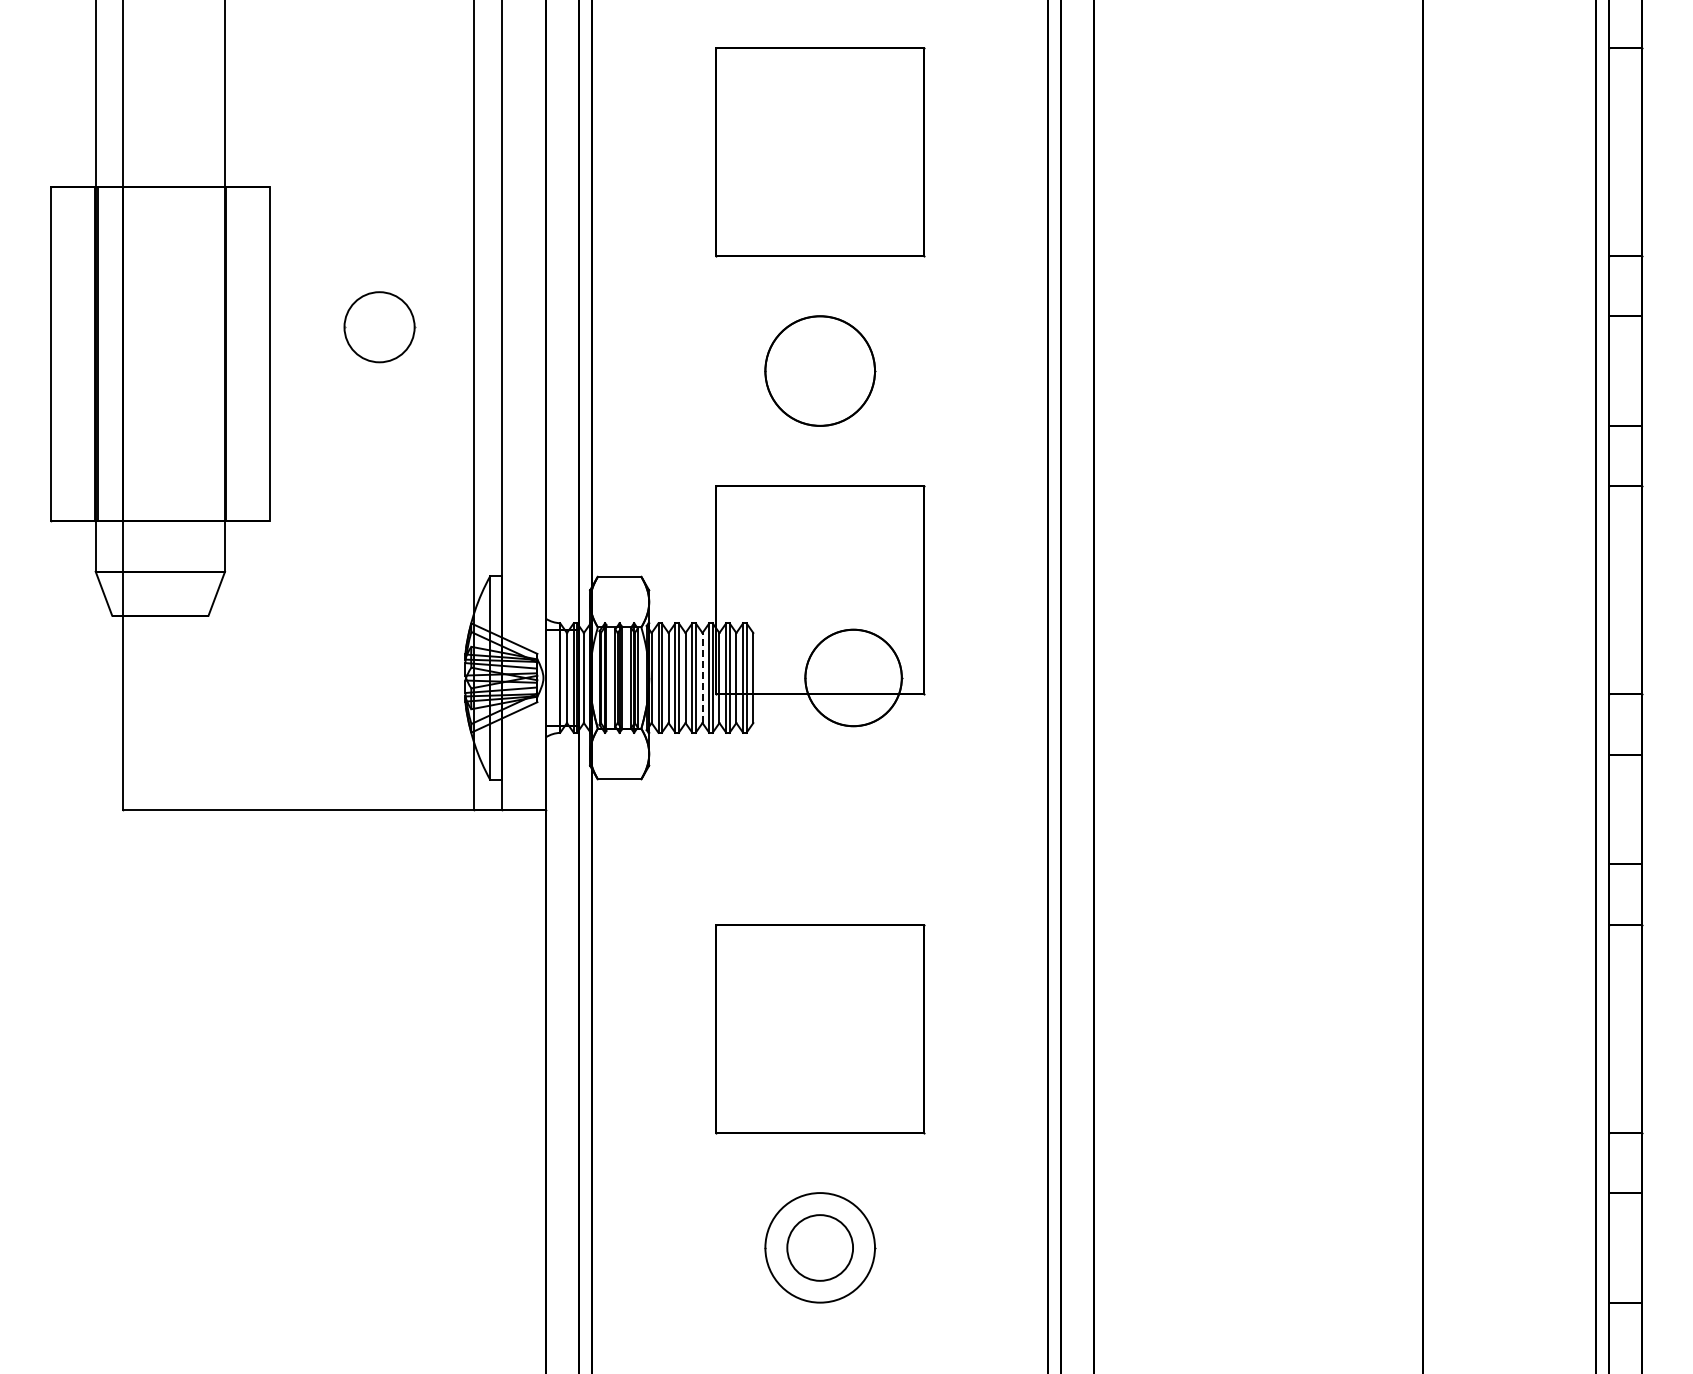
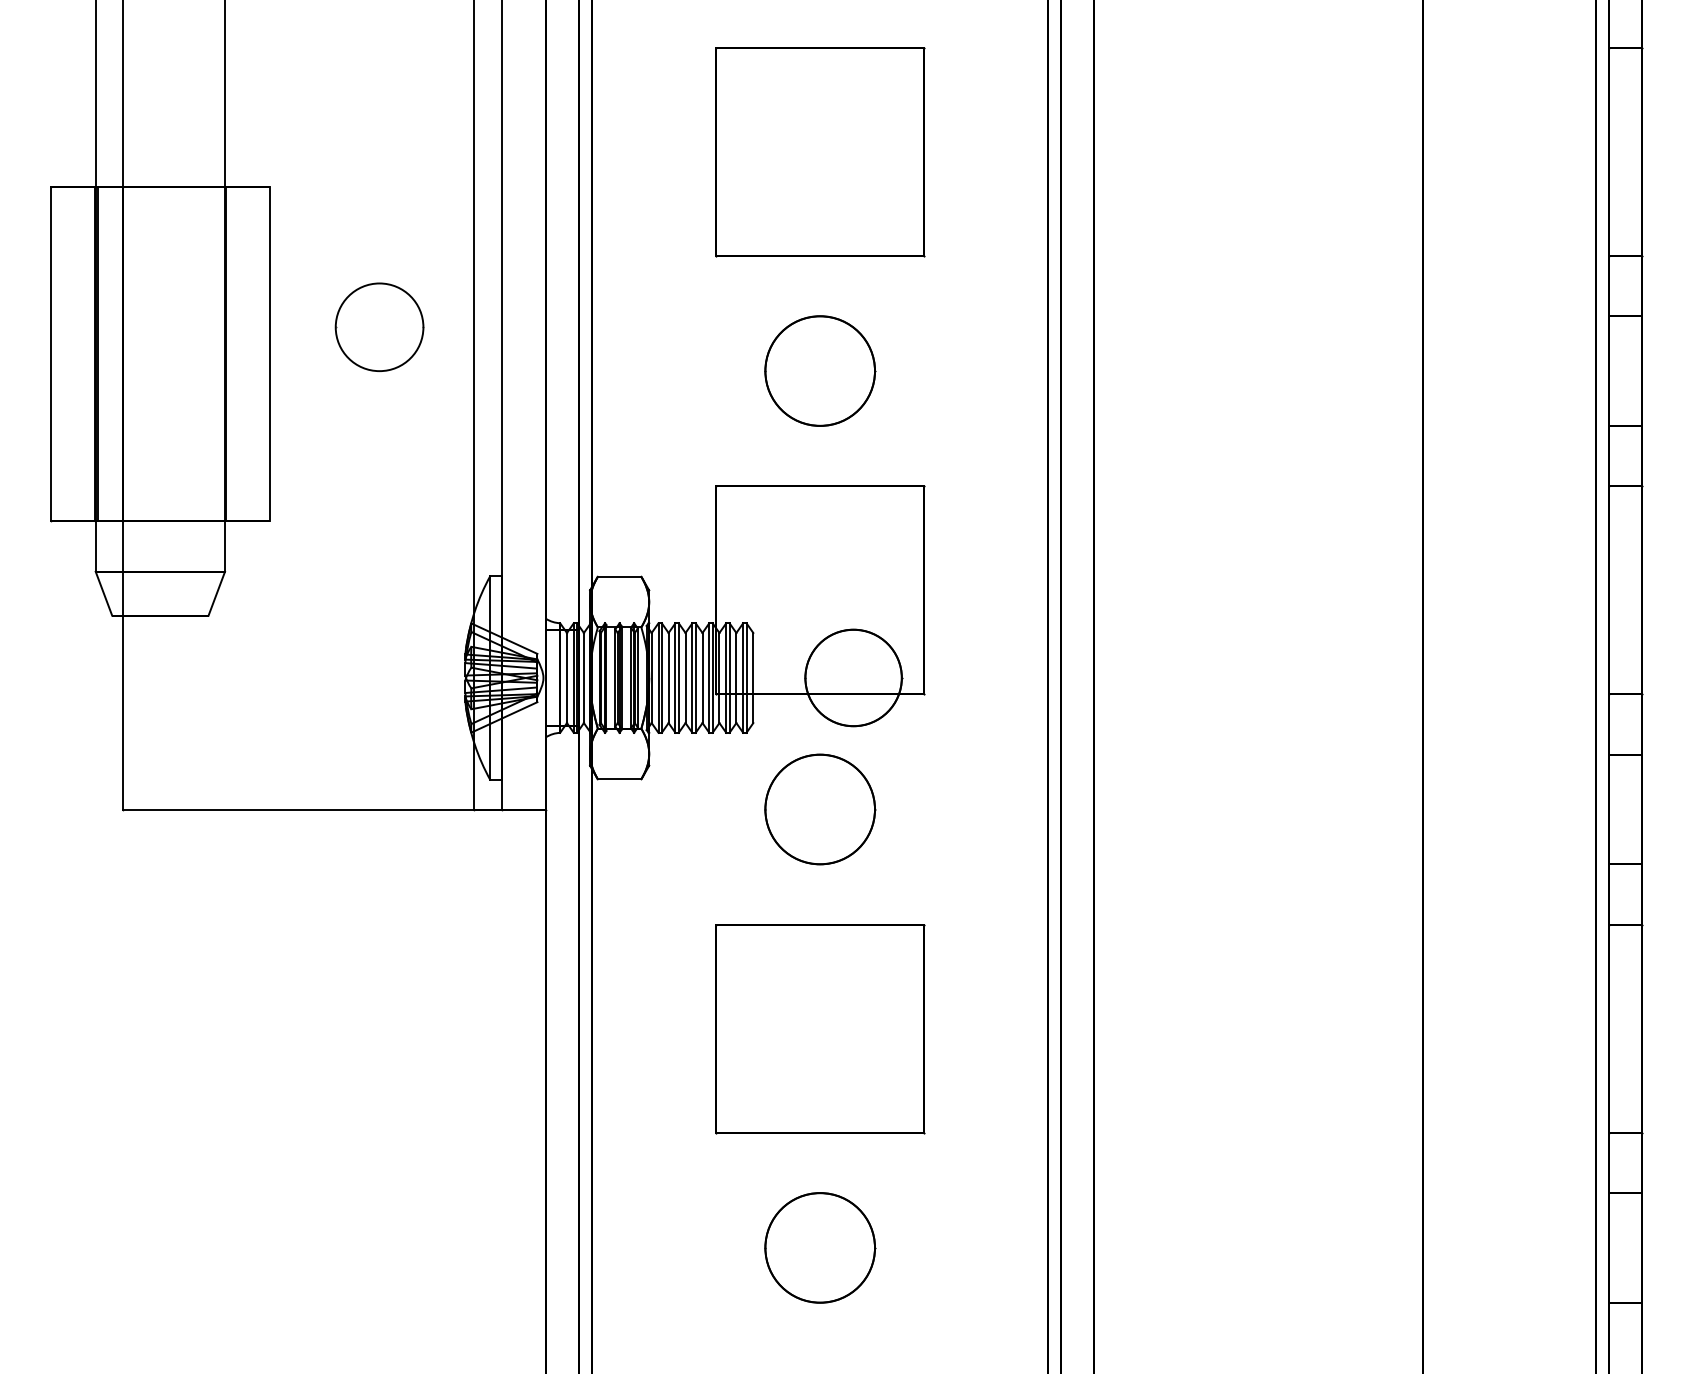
part size: 74x73 px -> 91x90 px (379, 326)
line: dashed -> solid (702, 677)
part: none -> present (820, 809)
circle diameter: 66 px -> 110 px (819, 1247)
